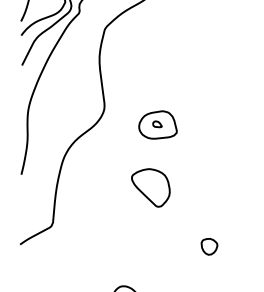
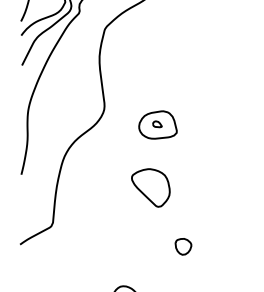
part position: (209, 246) -> (183, 246) (183, 246)
